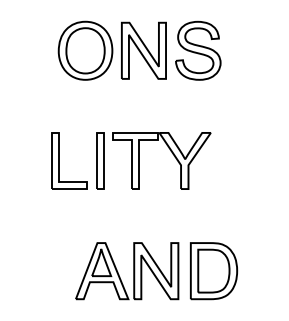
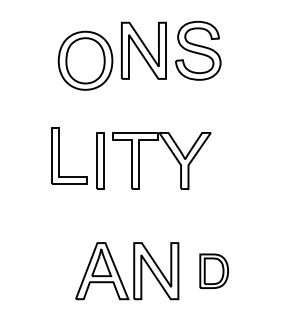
part position: (85, 50) -> (85, 60) (85, 60)
part position: (59, 160) -> (59, 155) (59, 155)
part size: 49x59 px -> 30x36 px (213, 270)
